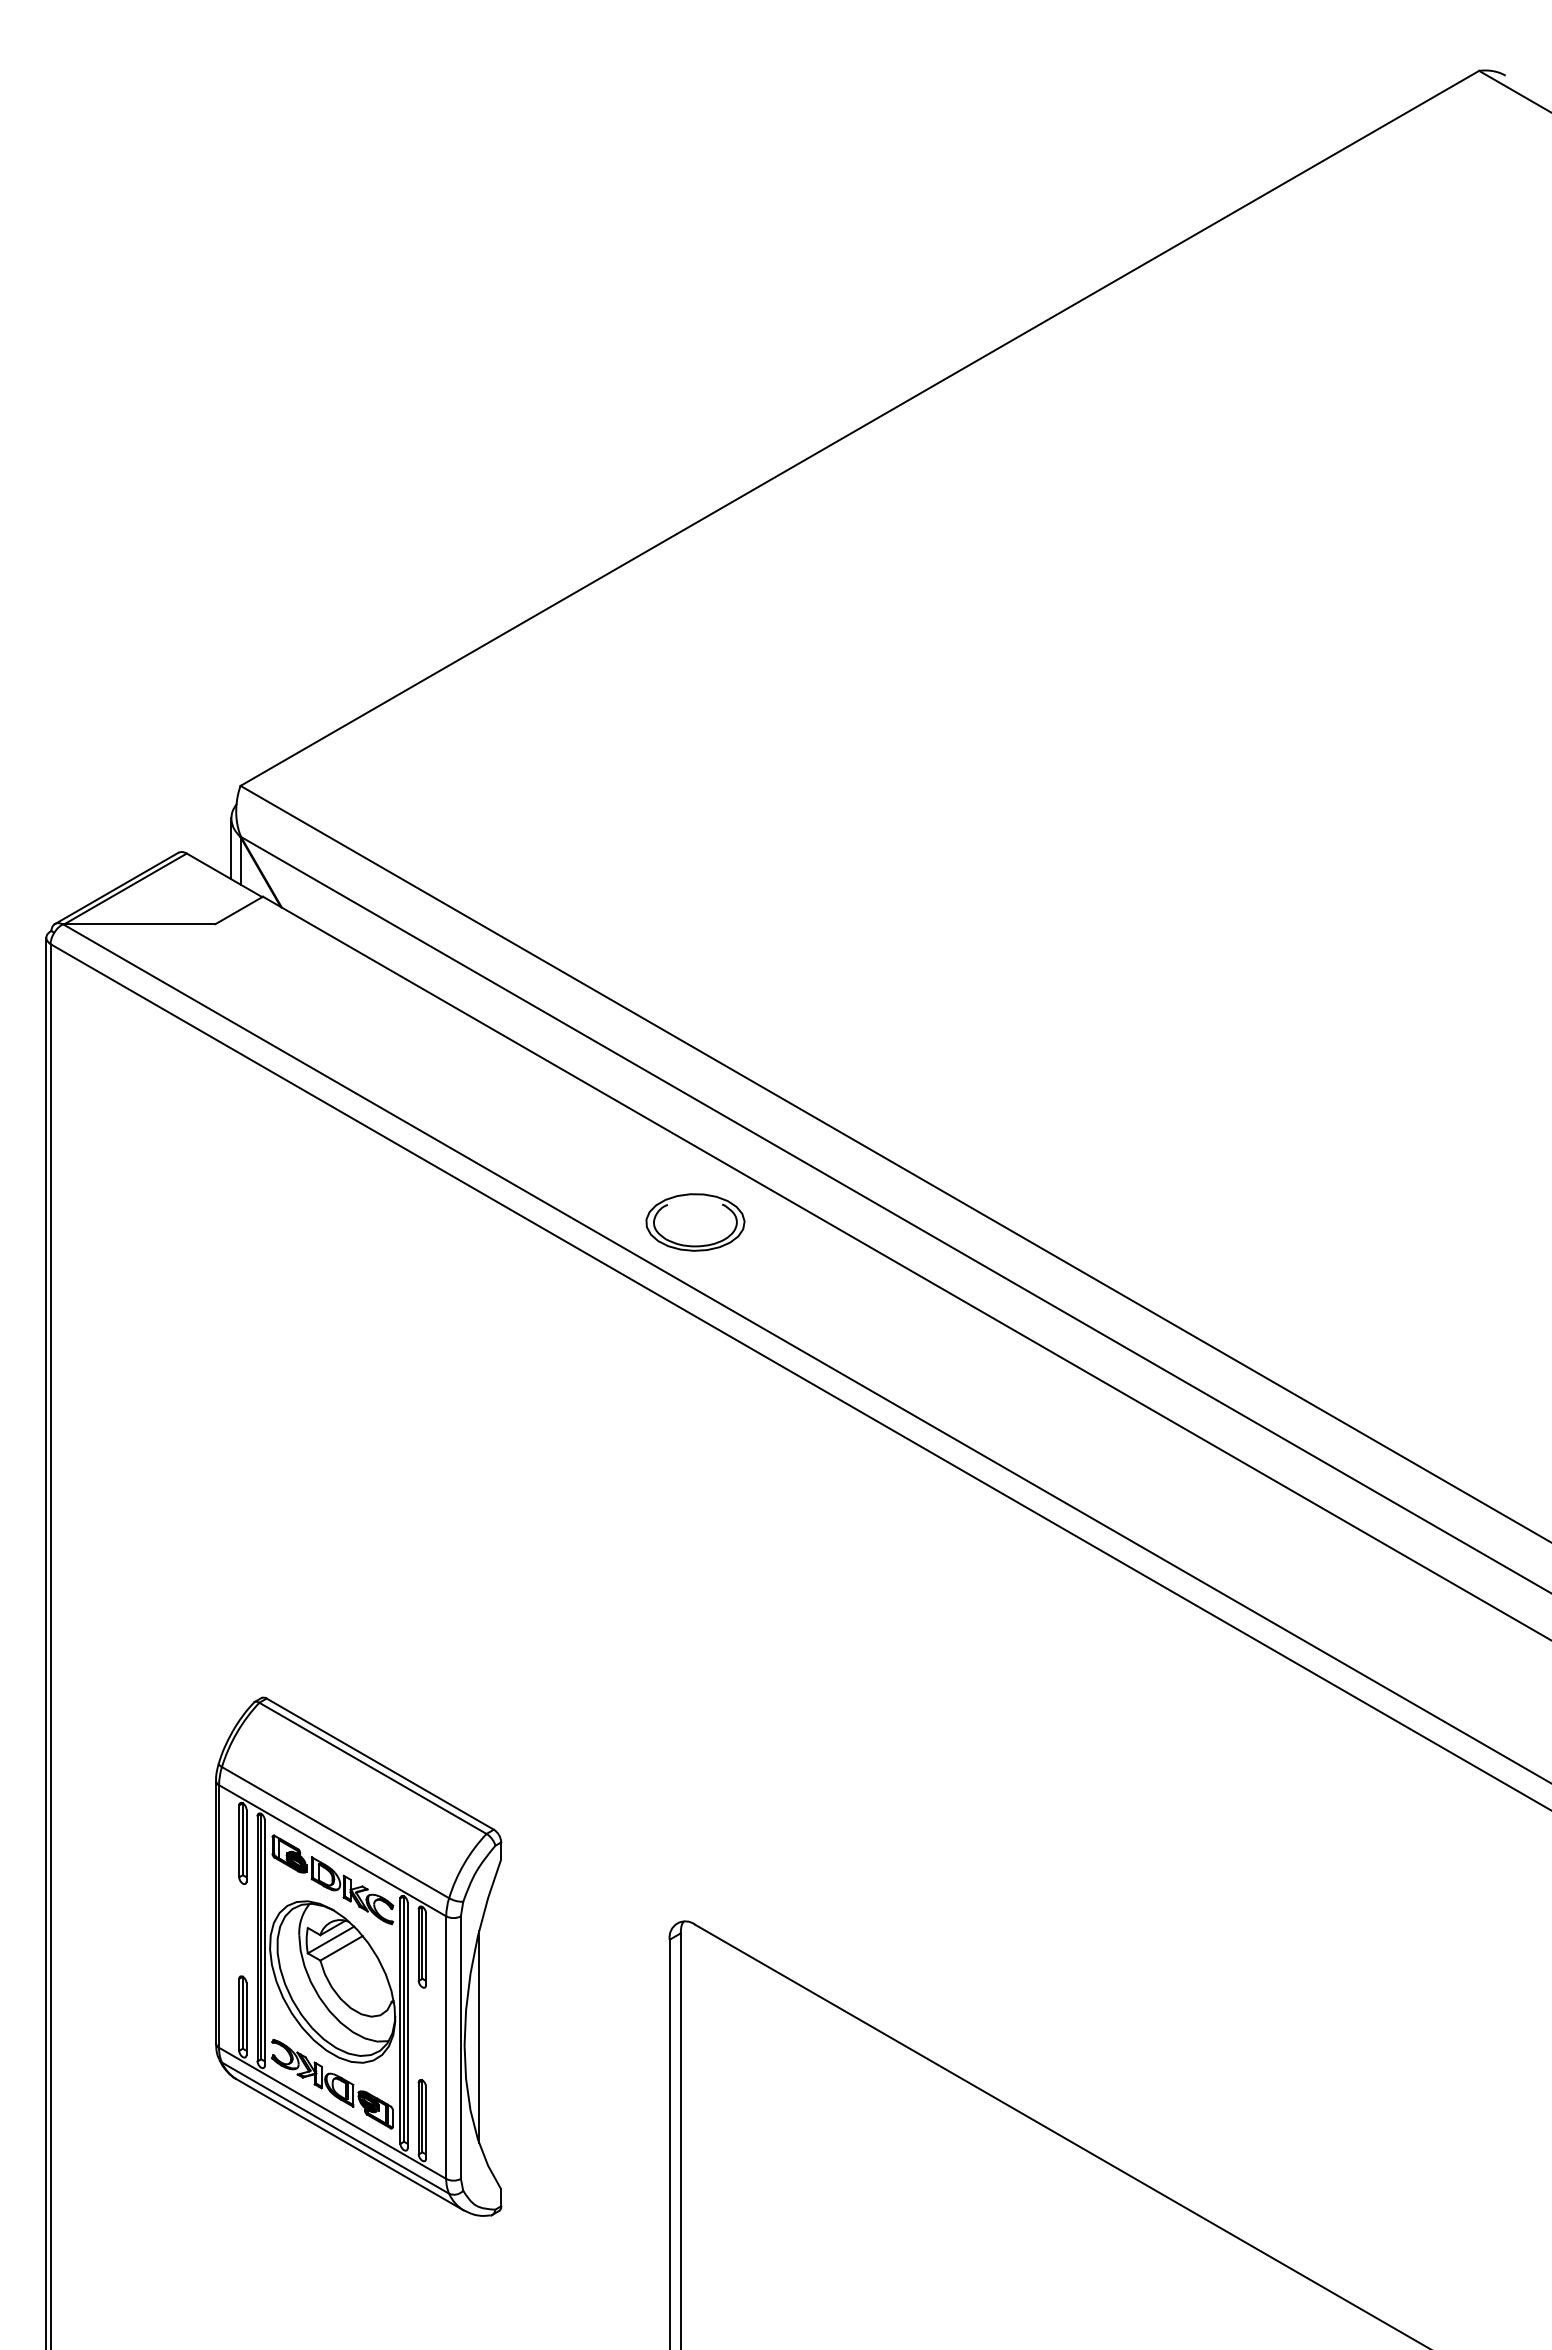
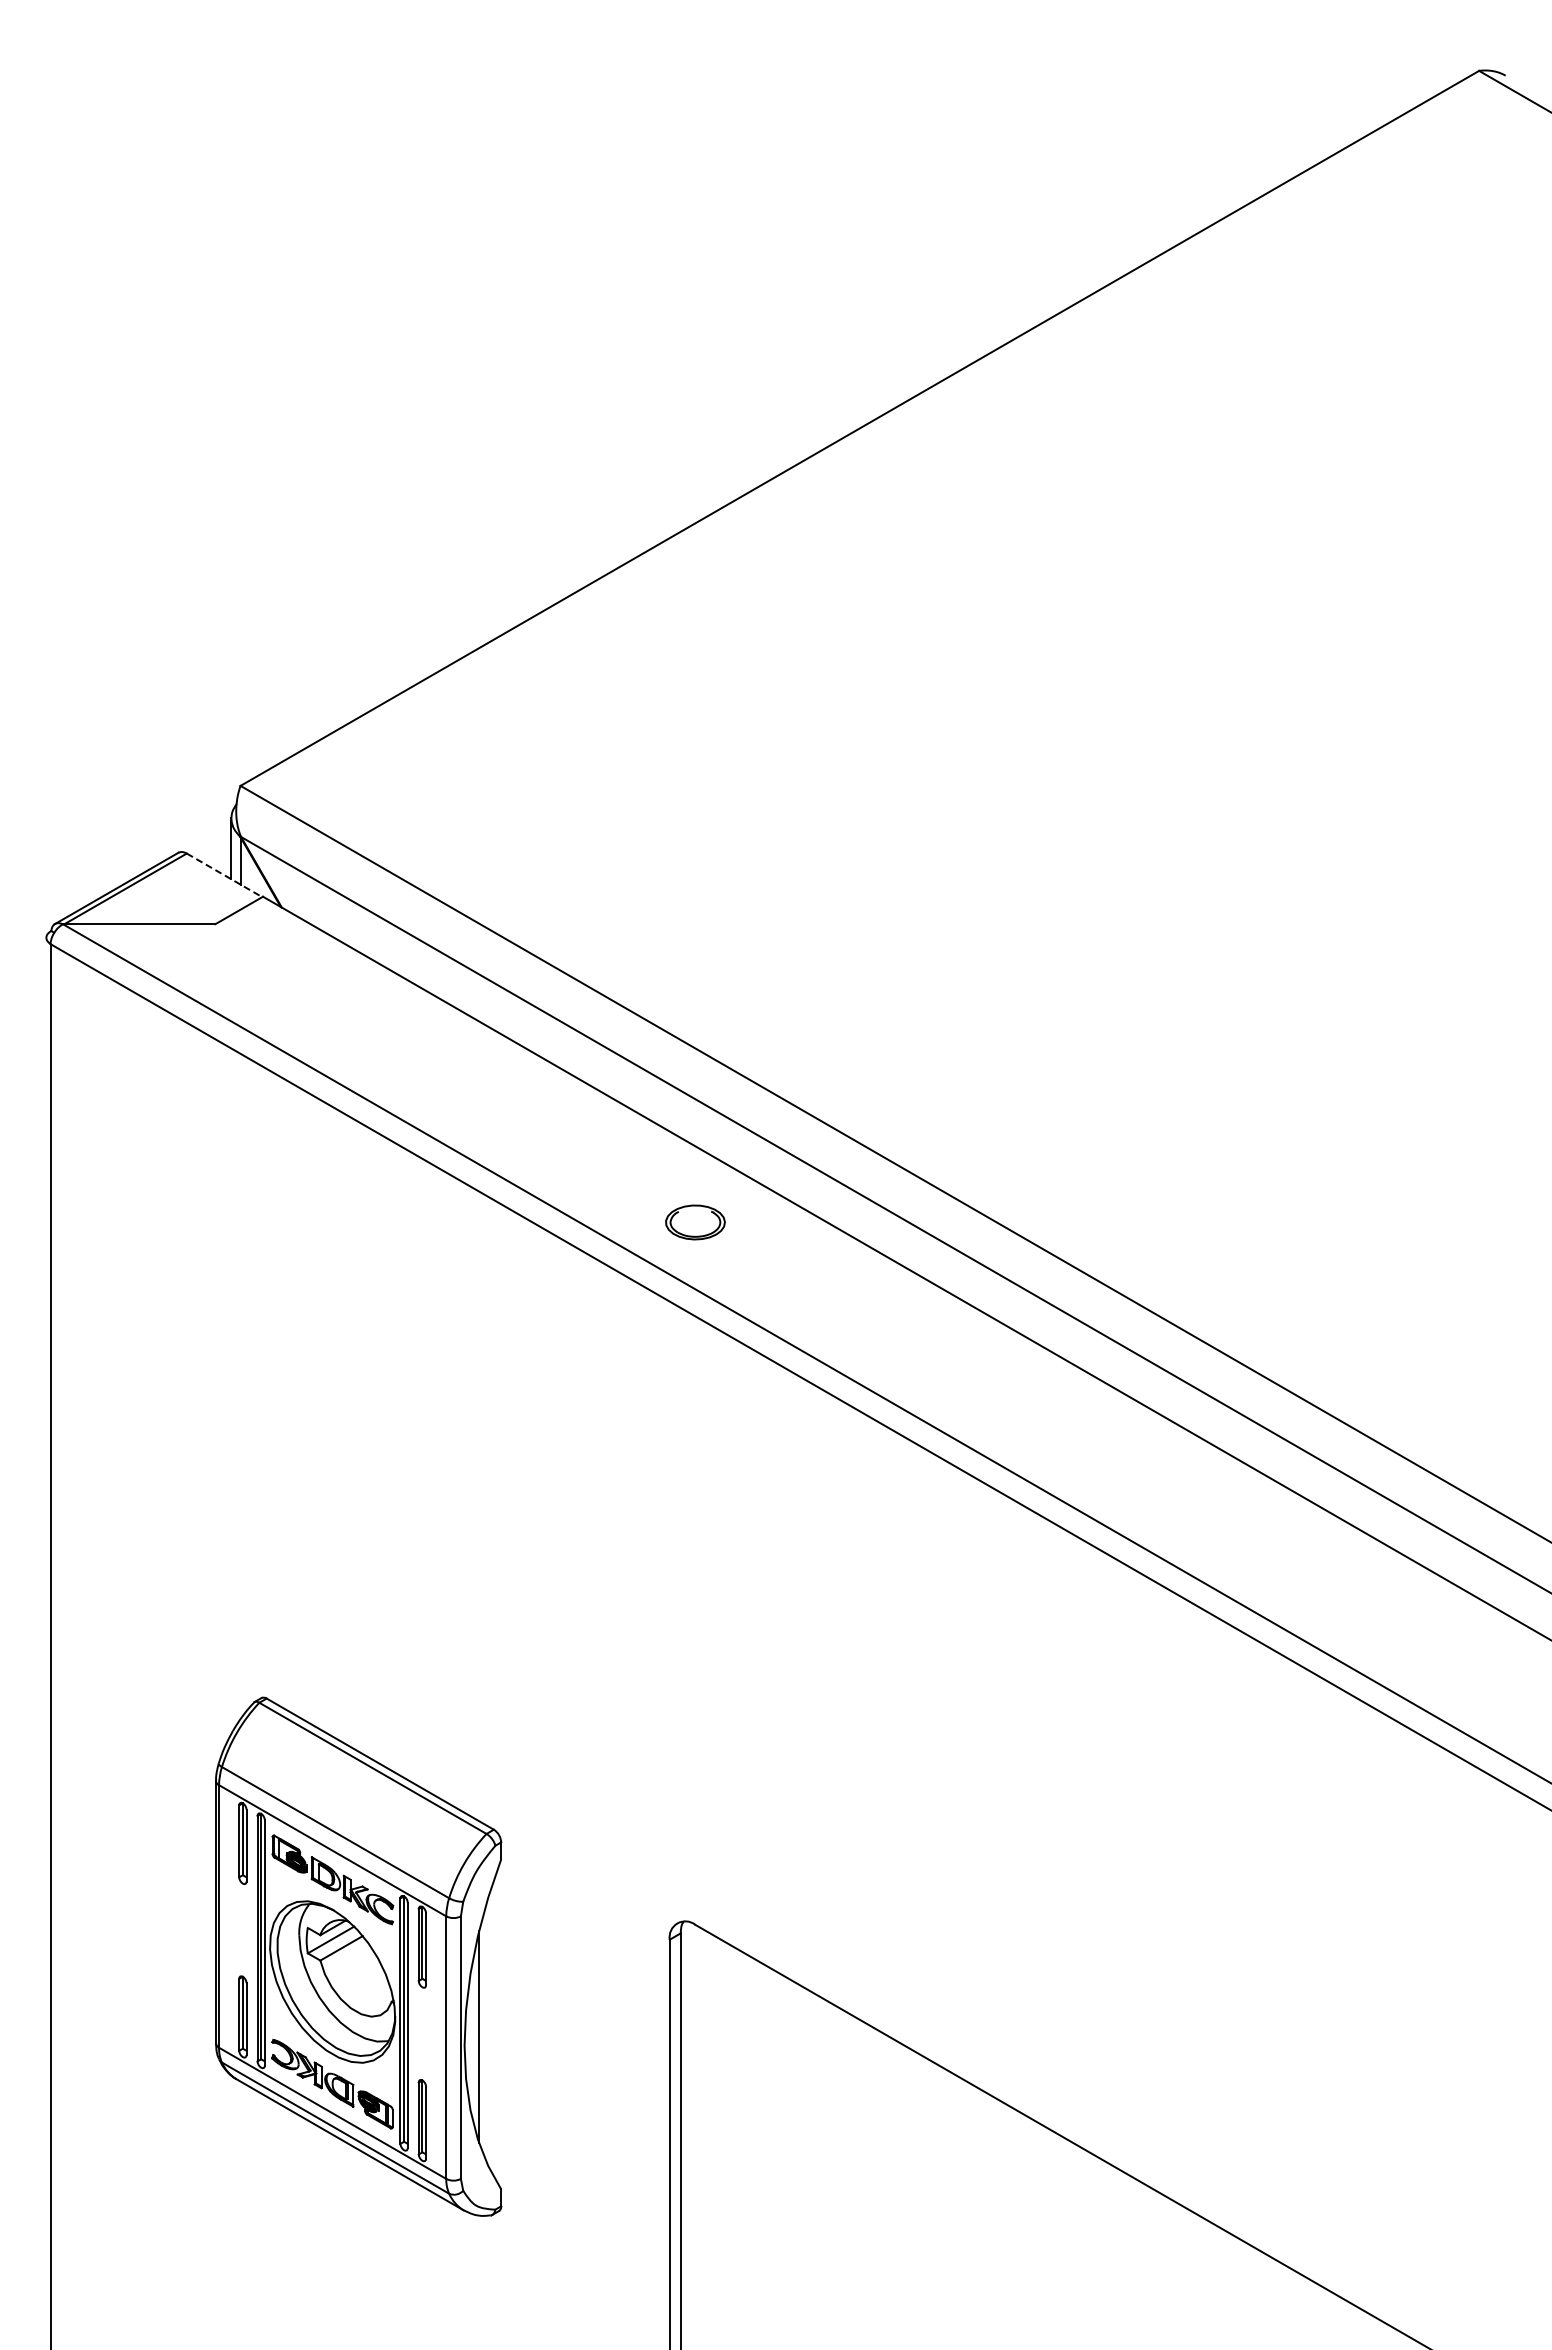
line: solid -> dashed (224, 875)
part size: 101x59 px -> 61x37 px (695, 1222)
line: present -> none (46, 1641)
